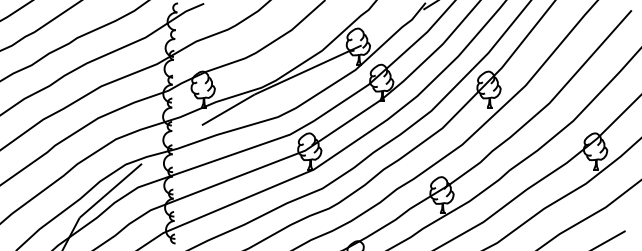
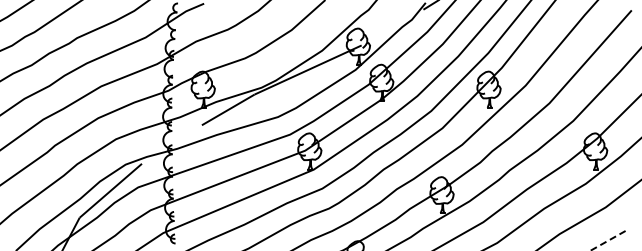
line: solid -> dashed (607, 241)
